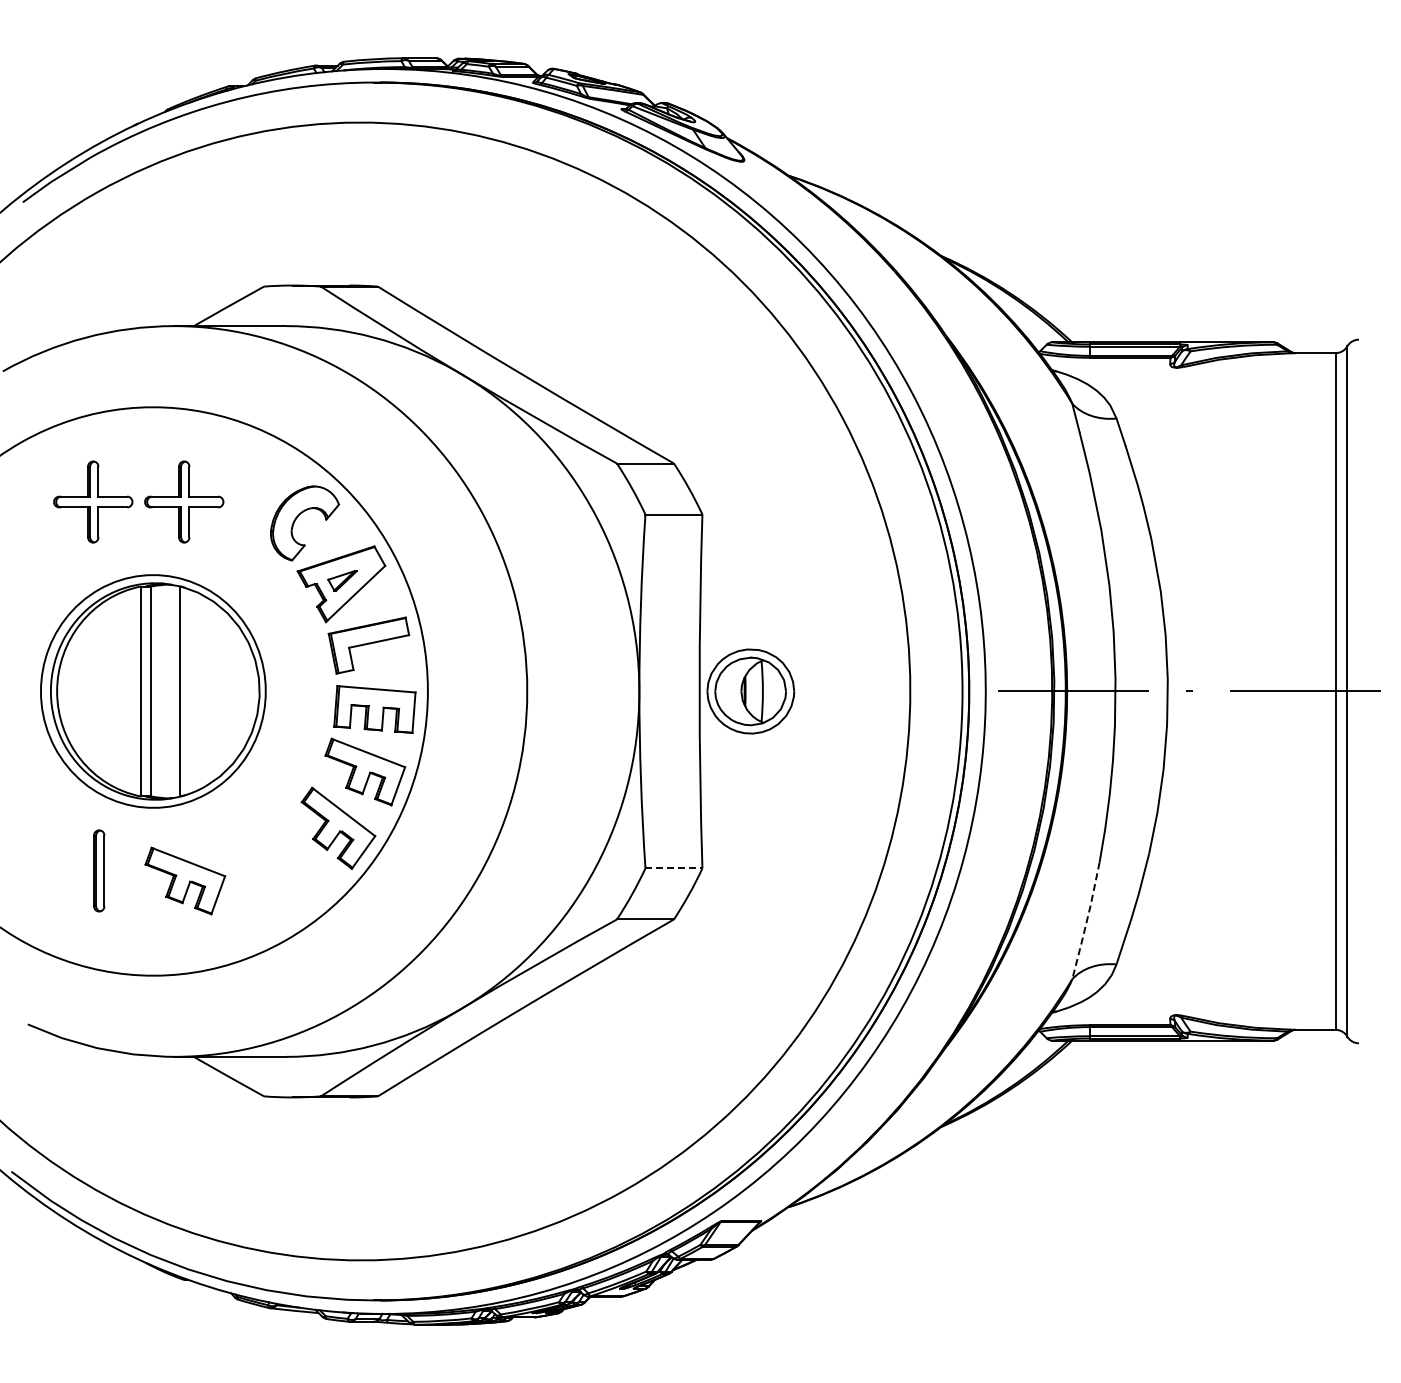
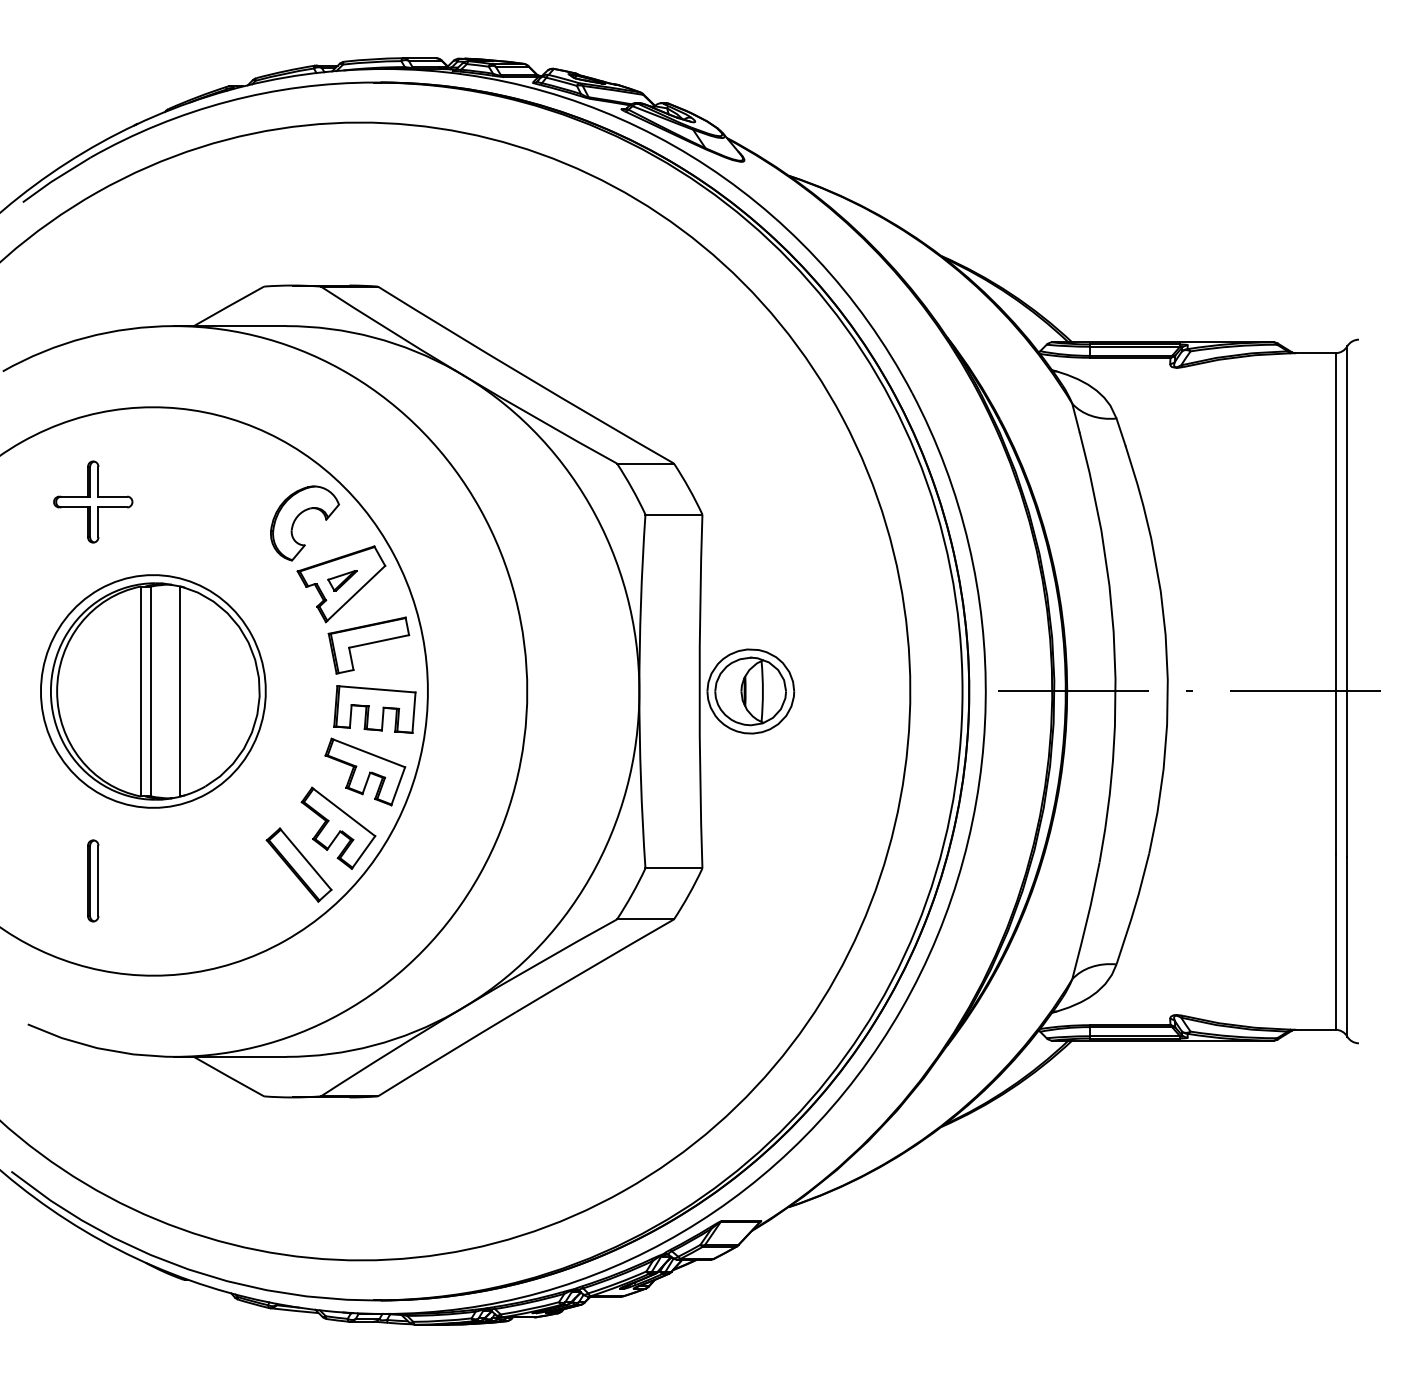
part: present -> none (184, 501)
part: none -> present (298, 864)
line: dashed -> solid (674, 868)
part position: (99, 870) -> (93, 880) (93, 880)
part: present -> none (185, 880)
line: dashed -> solid (1086, 921)
